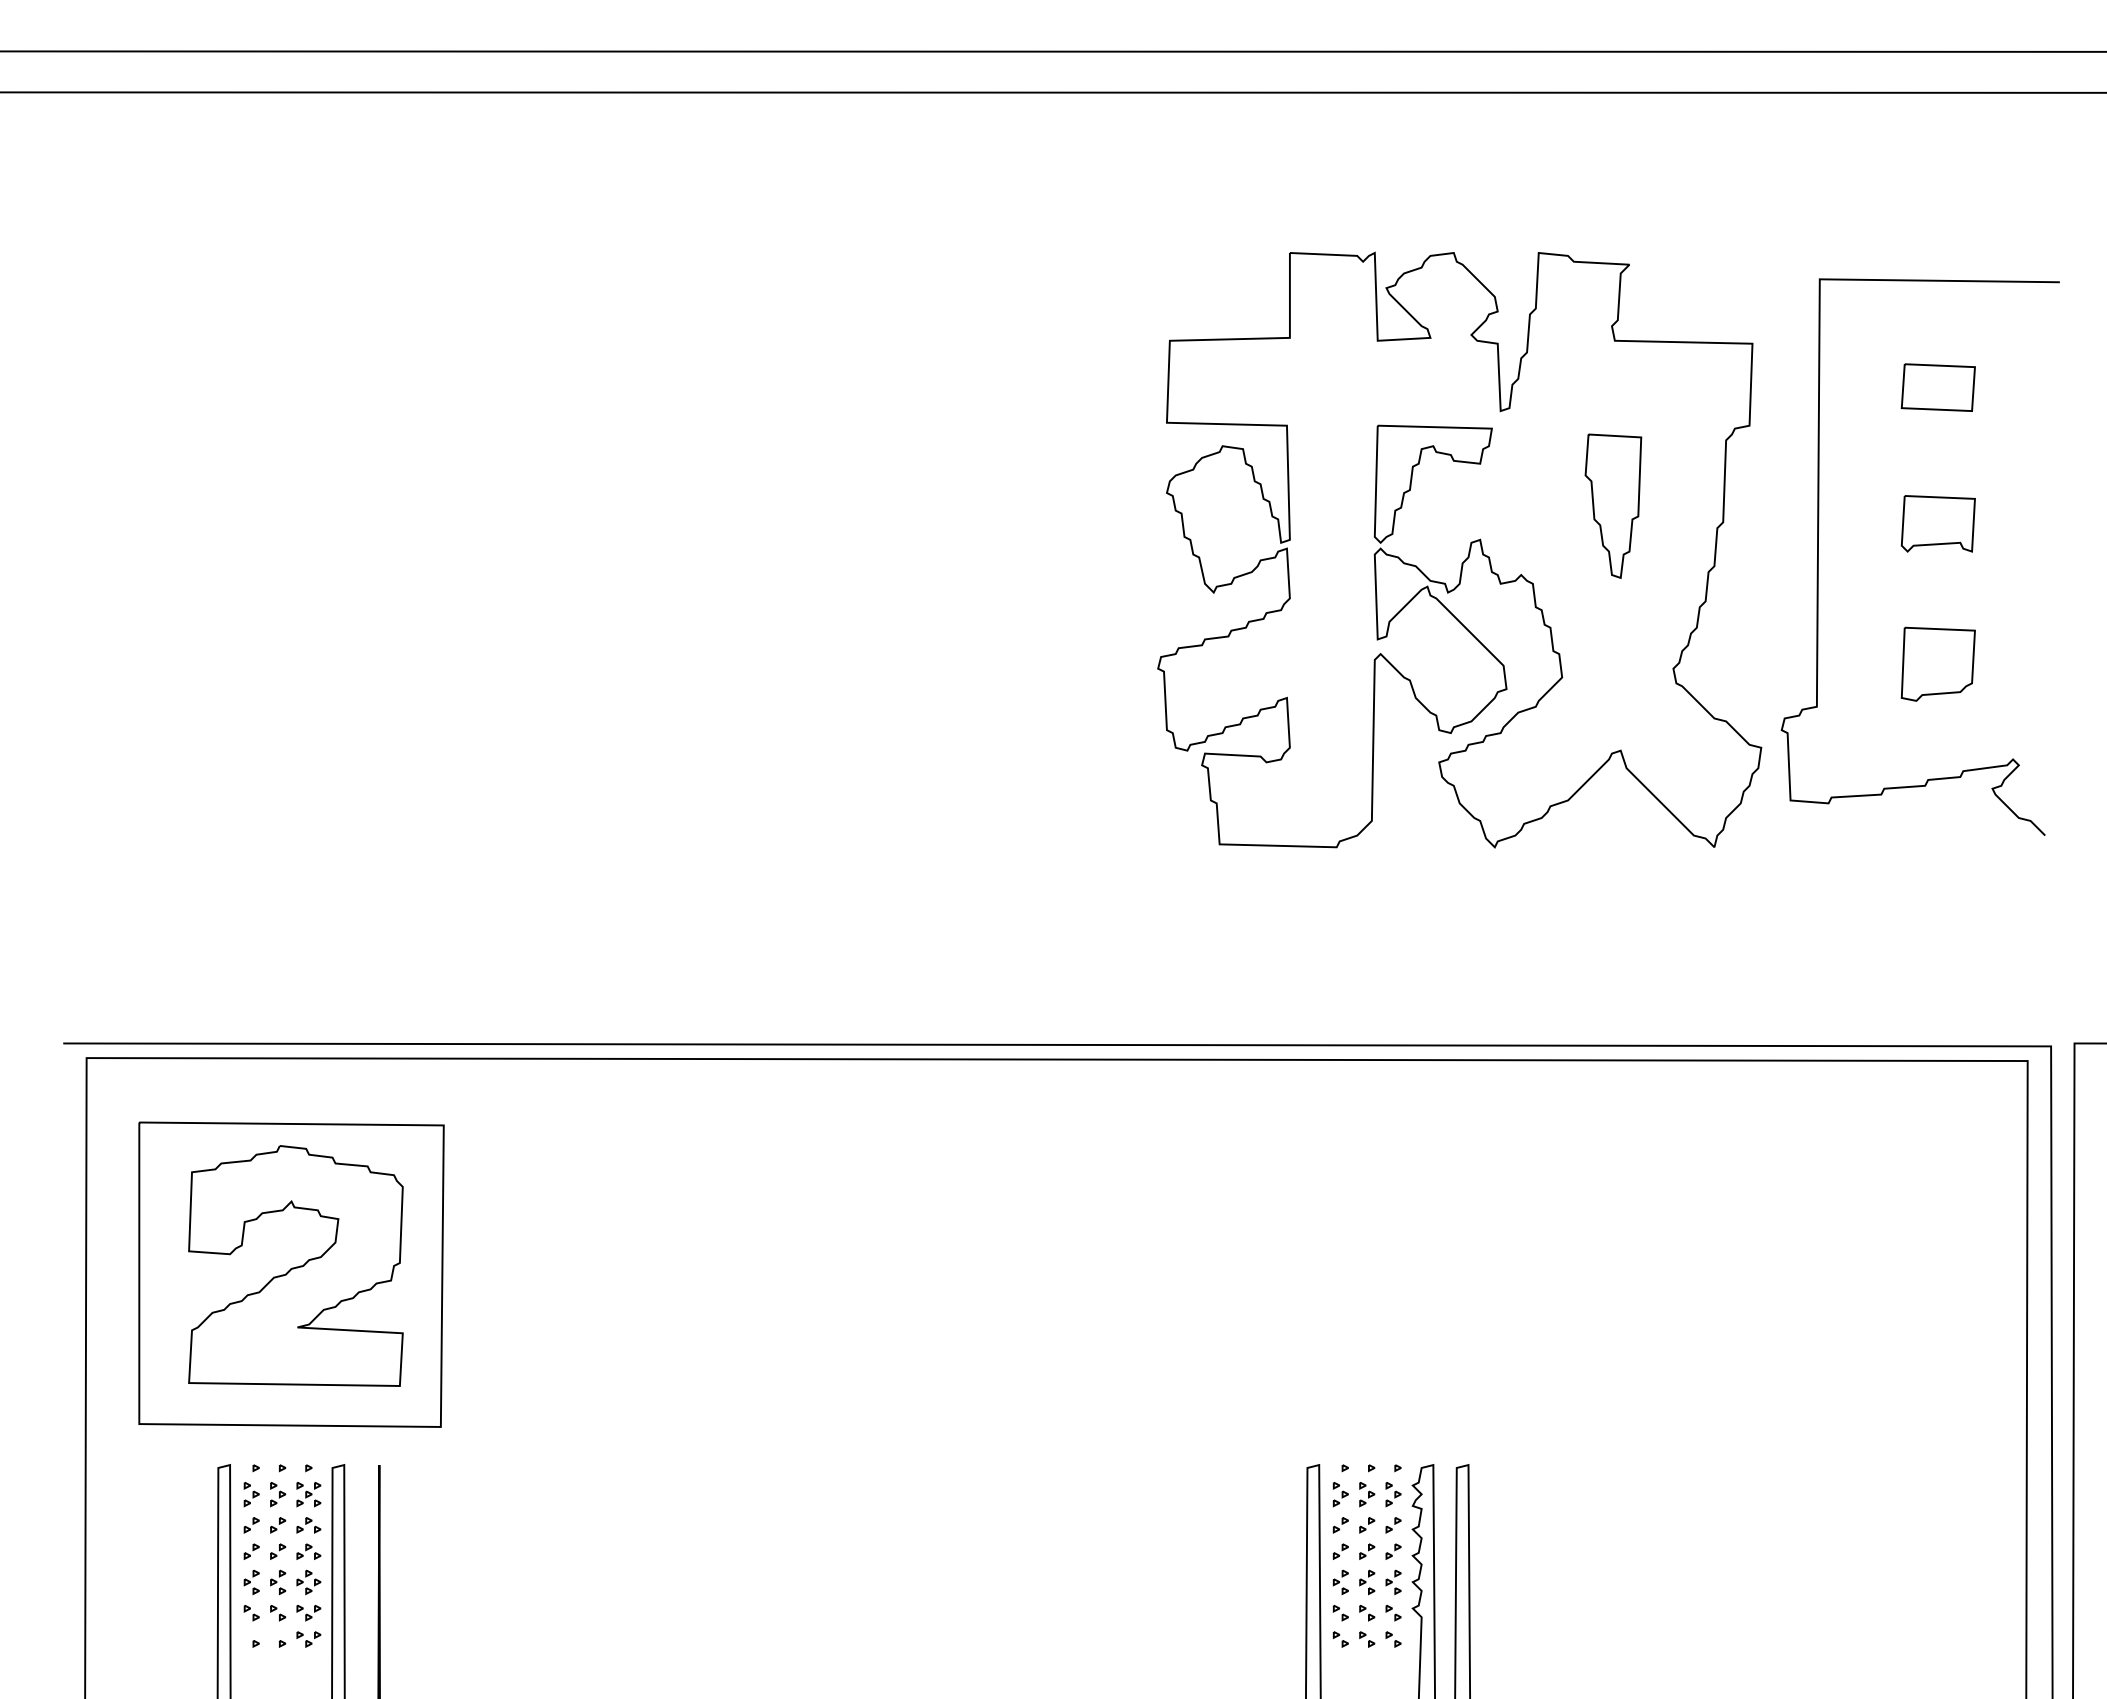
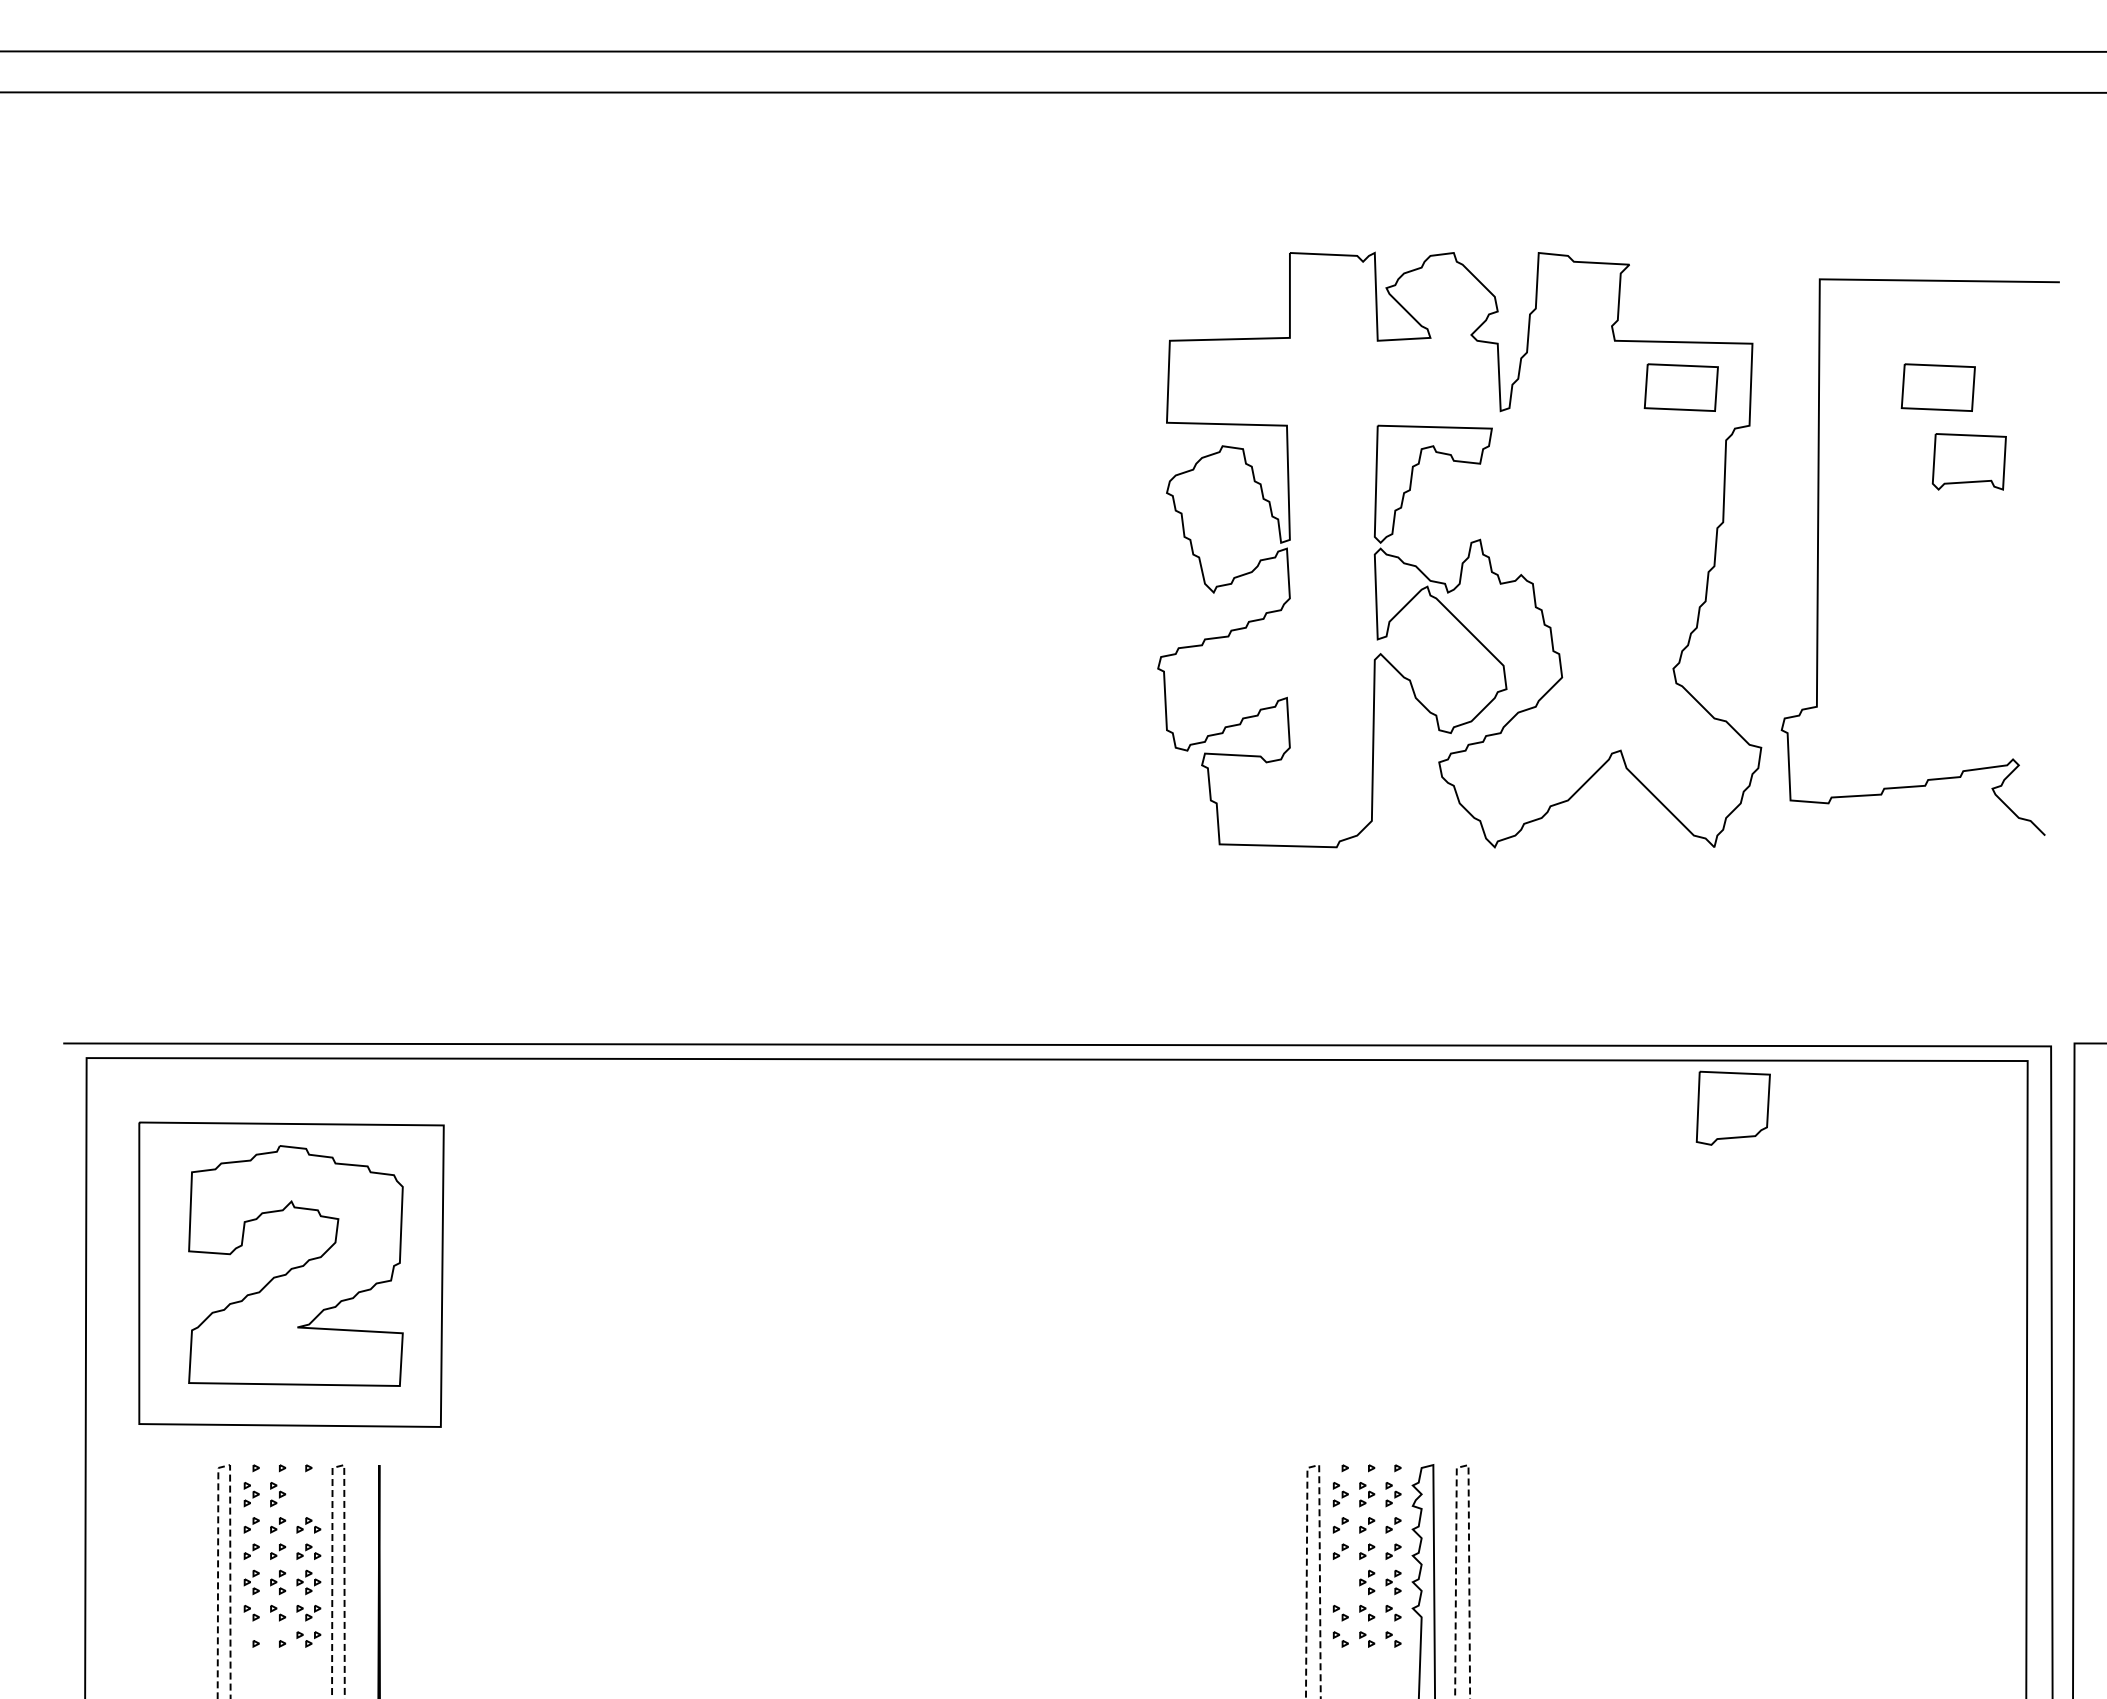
part: none -> present (1680, 387)
part: present -> none (1613, 505)
part position: (1937, 523) -> (1968, 461) (1968, 461)
part position: (1937, 663) -> (1732, 1107) (1732, 1107)
line: solid -> dashed (225, 1466)
line: solid -> dashed (338, 1466)
line: solid -> dashed (1314, 1466)
line: solid -> dashed (1463, 1466)
part: present -> none (308, 1494)
part: present -> none (1340, 1581)
